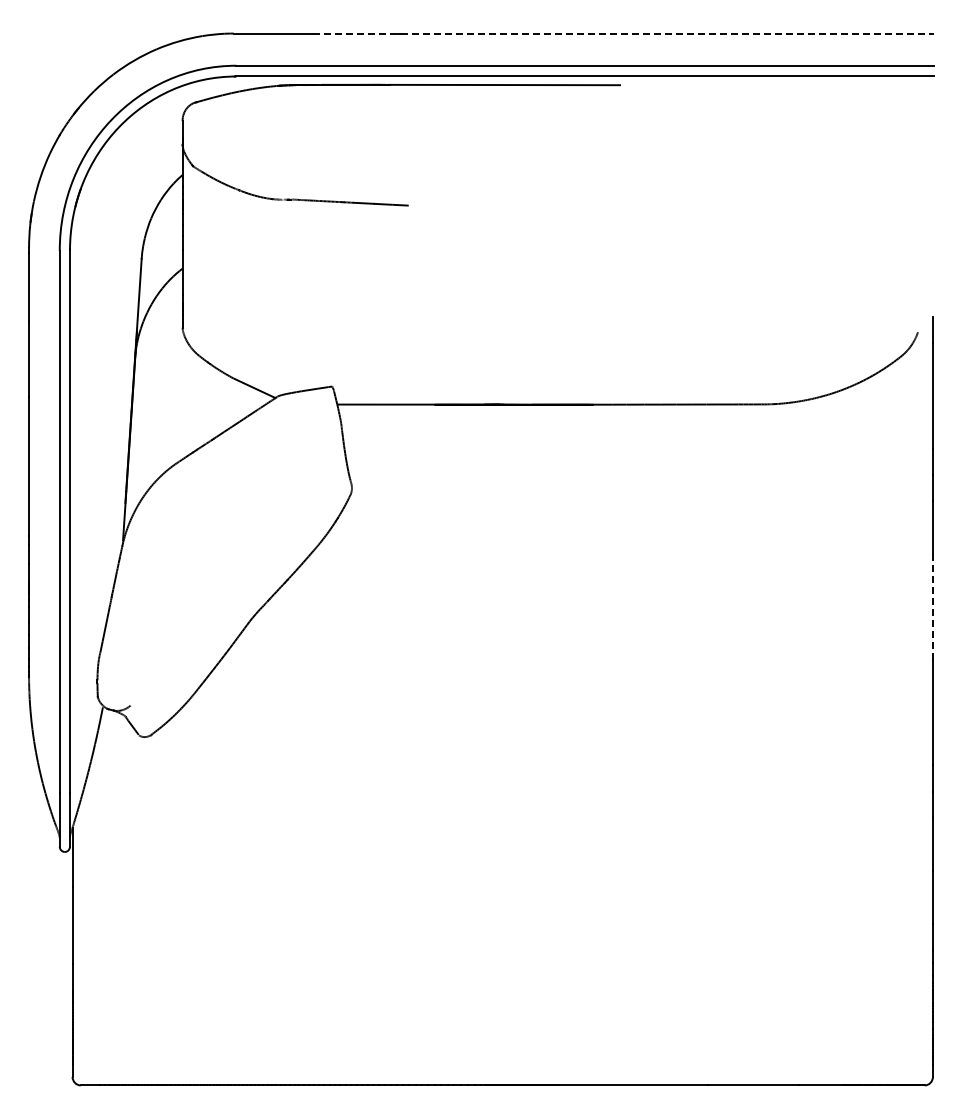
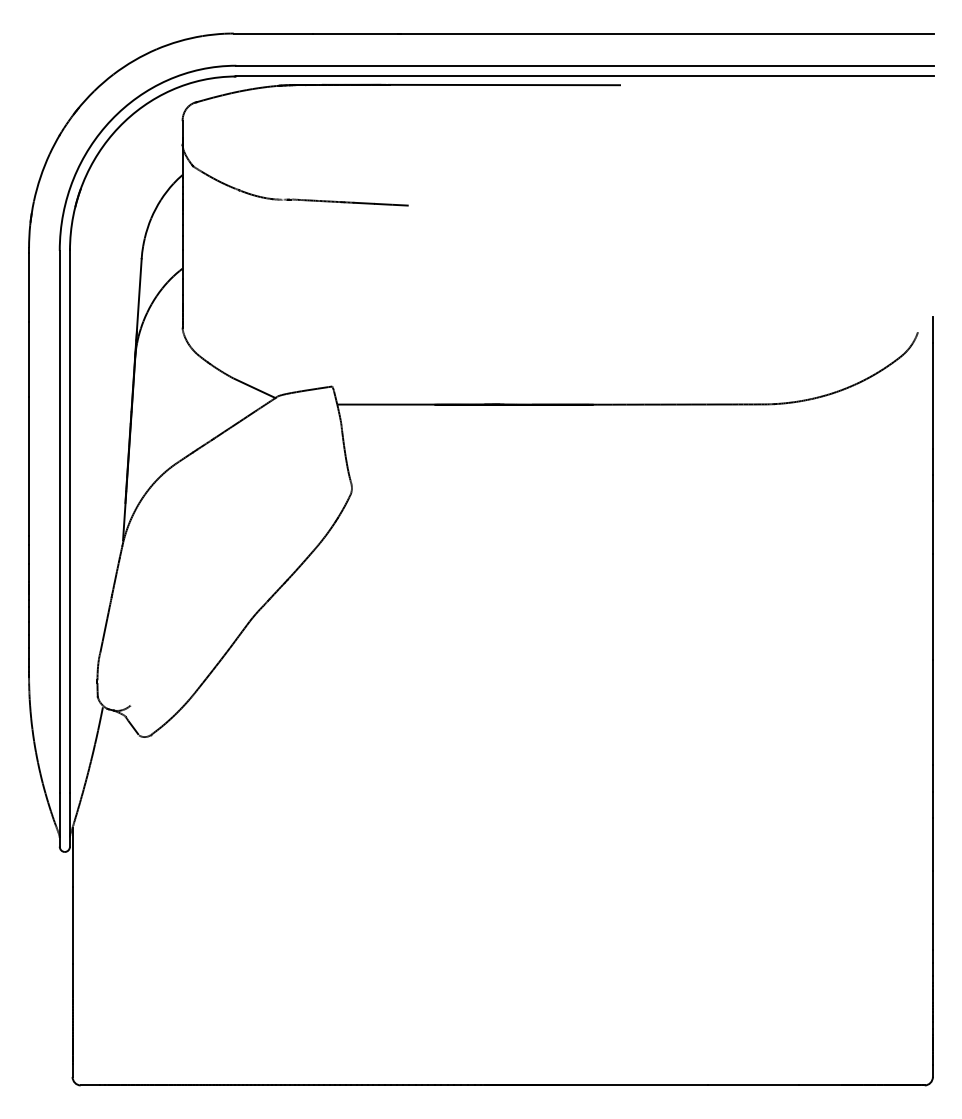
line: dashed -> solid (623, 33)
line: dashed -> solid (932, 606)
